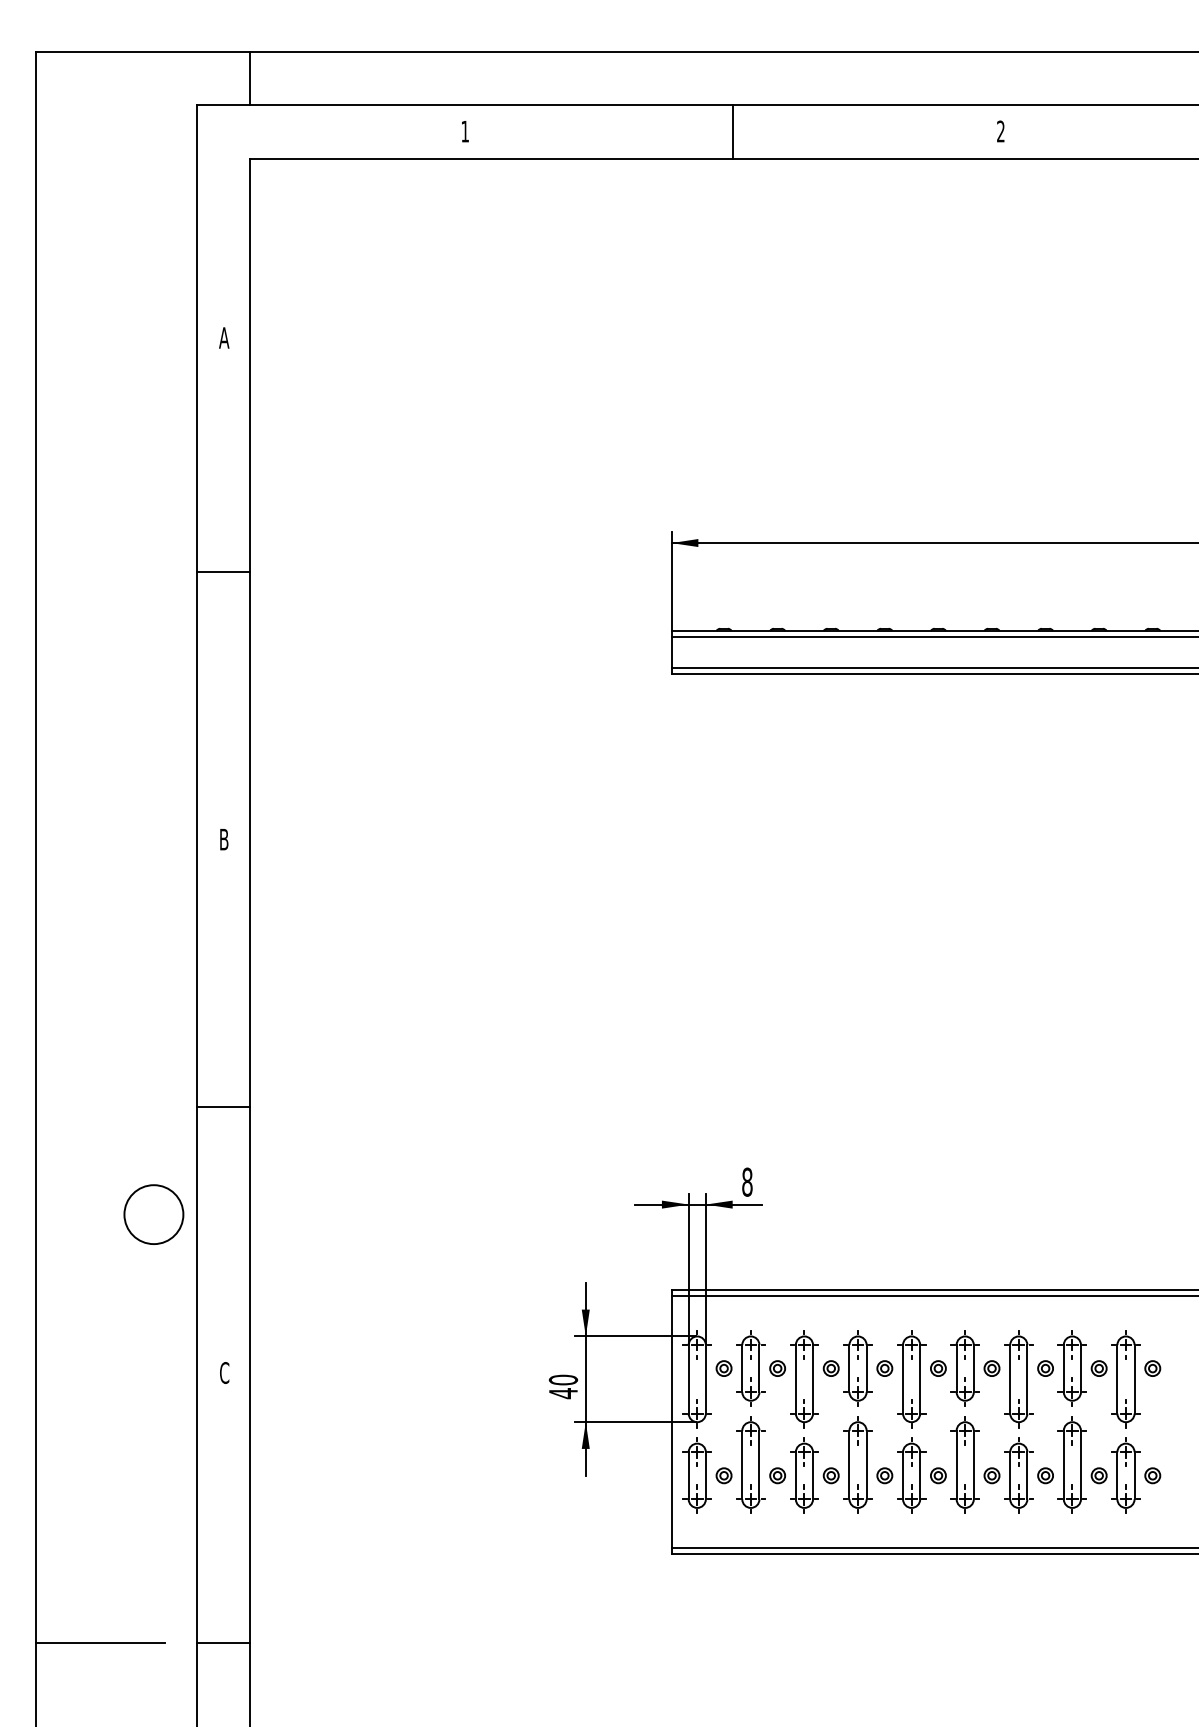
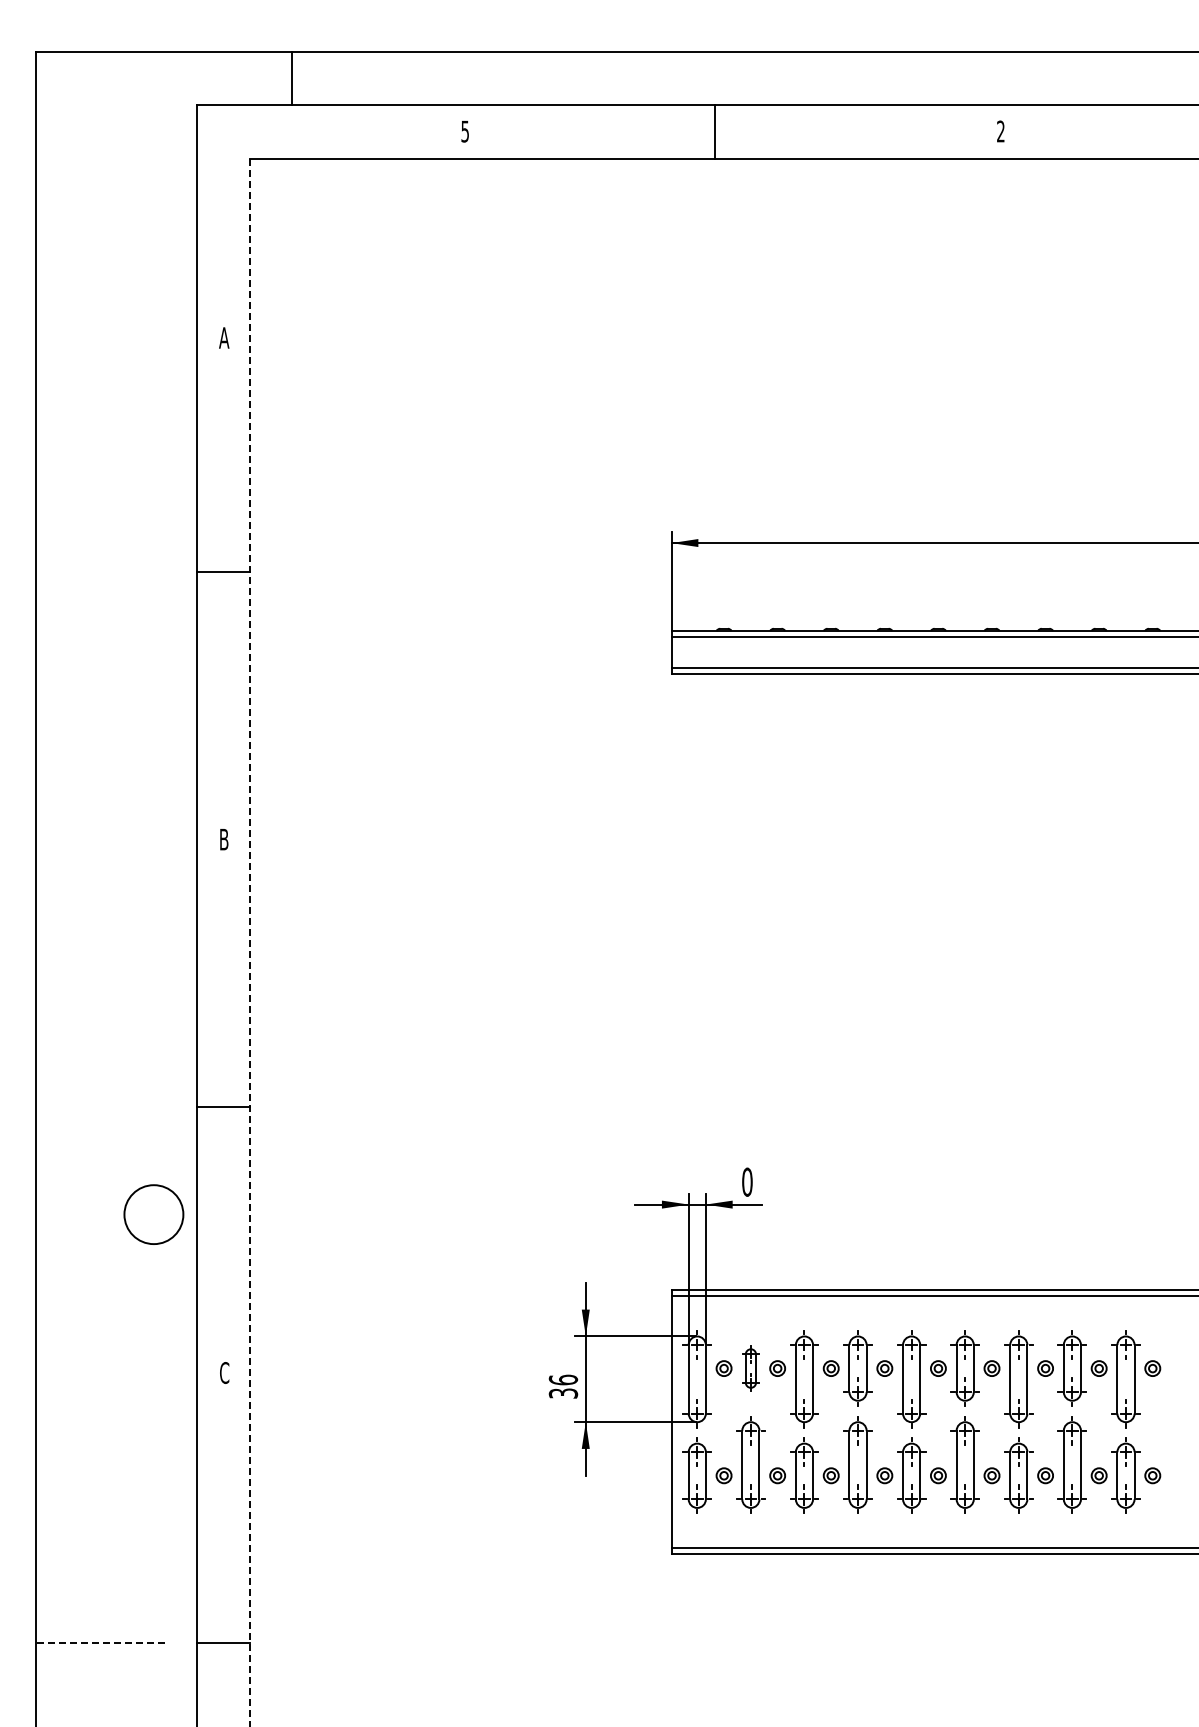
line position: (250, 78) -> (292, 78) (292, 78)
text: 1 -> 5 (464, 131)
line position: (732, 131) -> (714, 131) (714, 131)
line: solid -> dashed (250, 942)
text: 8 -> 0 (747, 1182)
part size: 30x77 px -> 18x47 px (750, 1368)
text: 40 -> 36 (563, 1386)
line: solid -> dashed (99, 1643)
